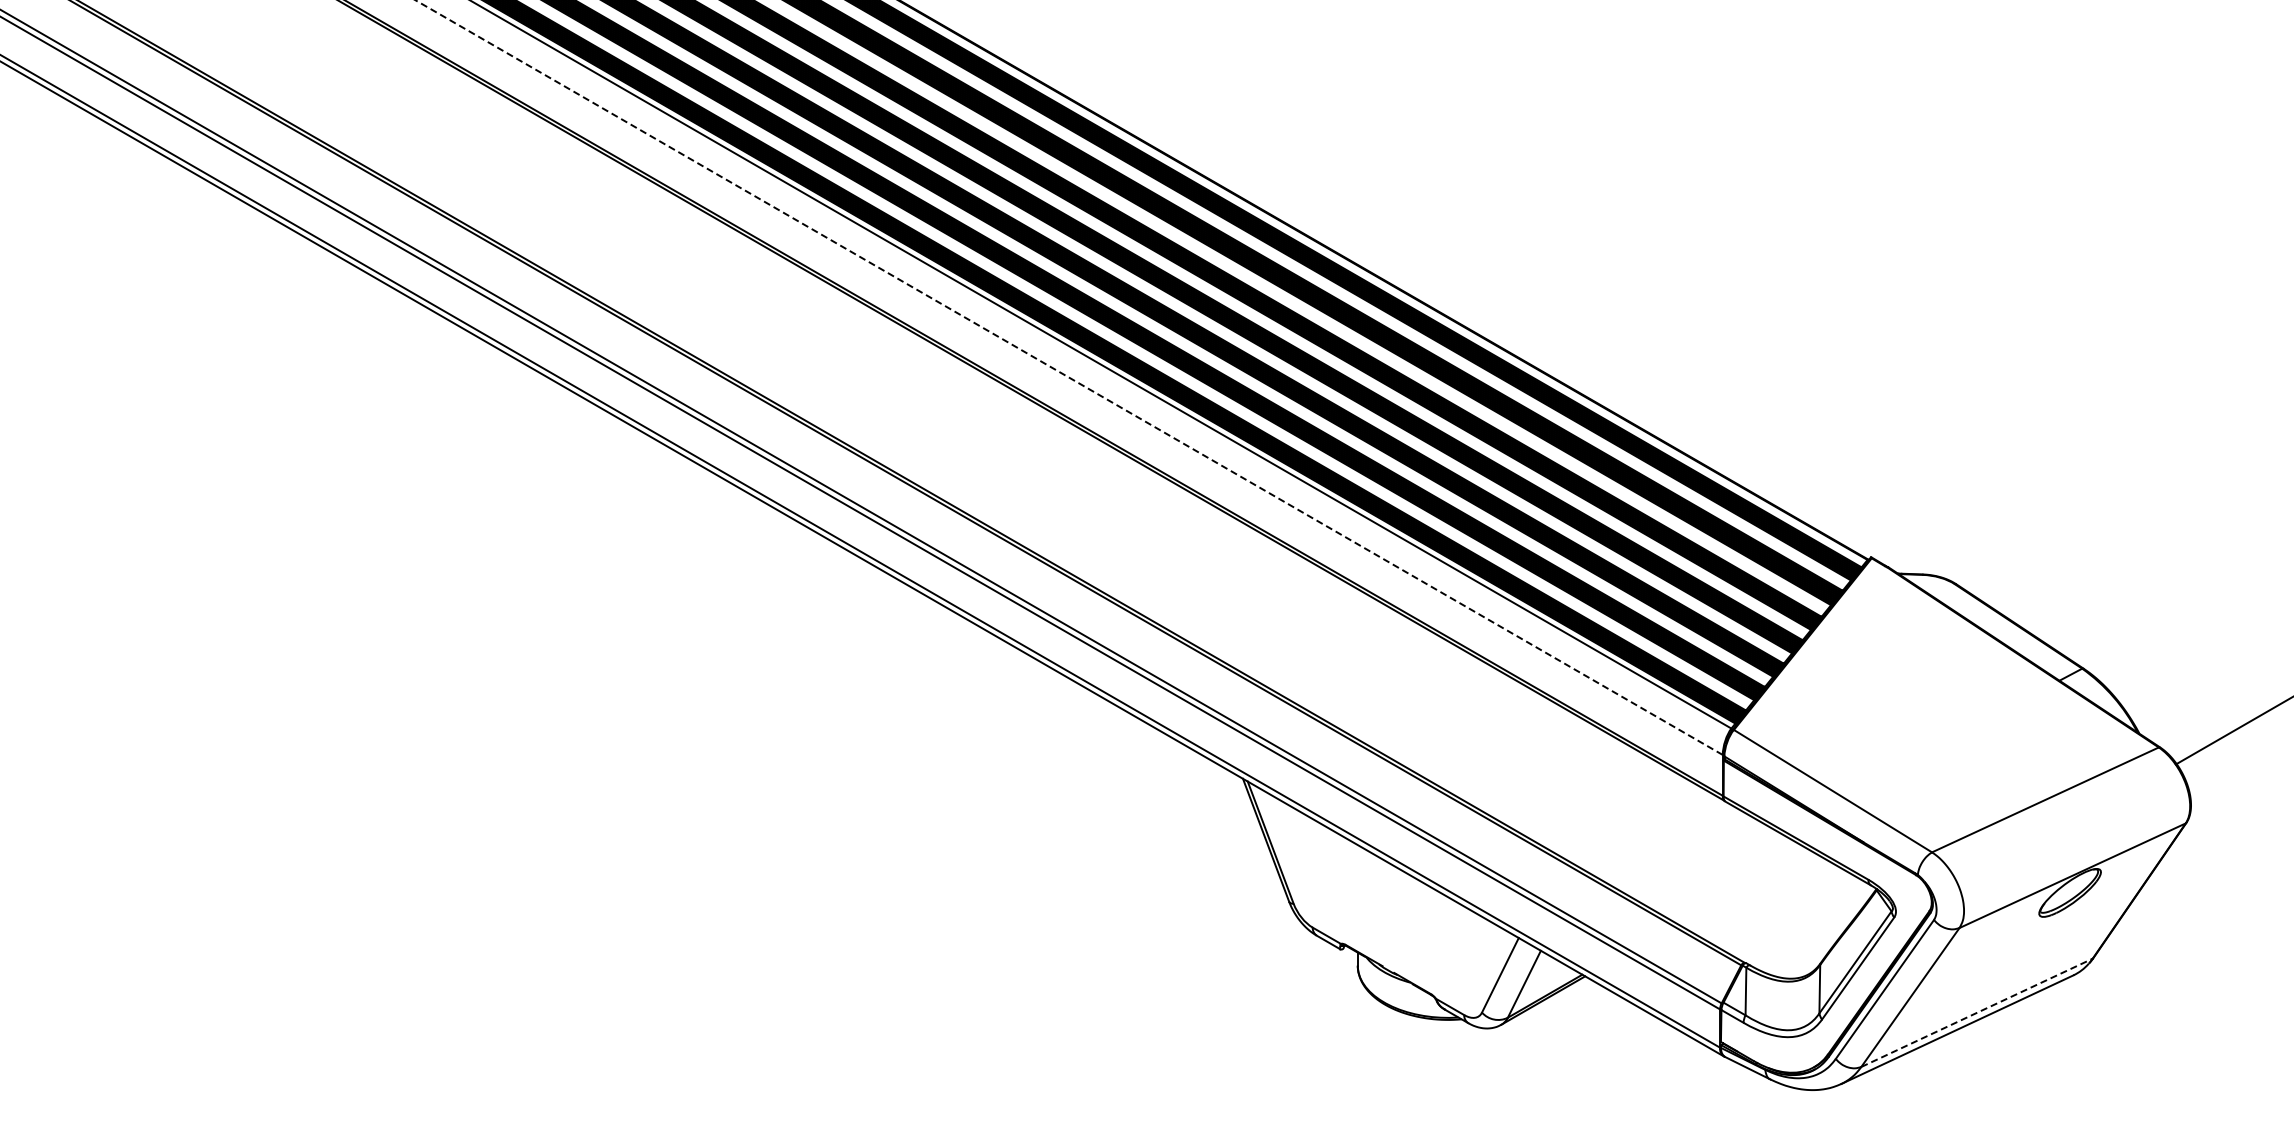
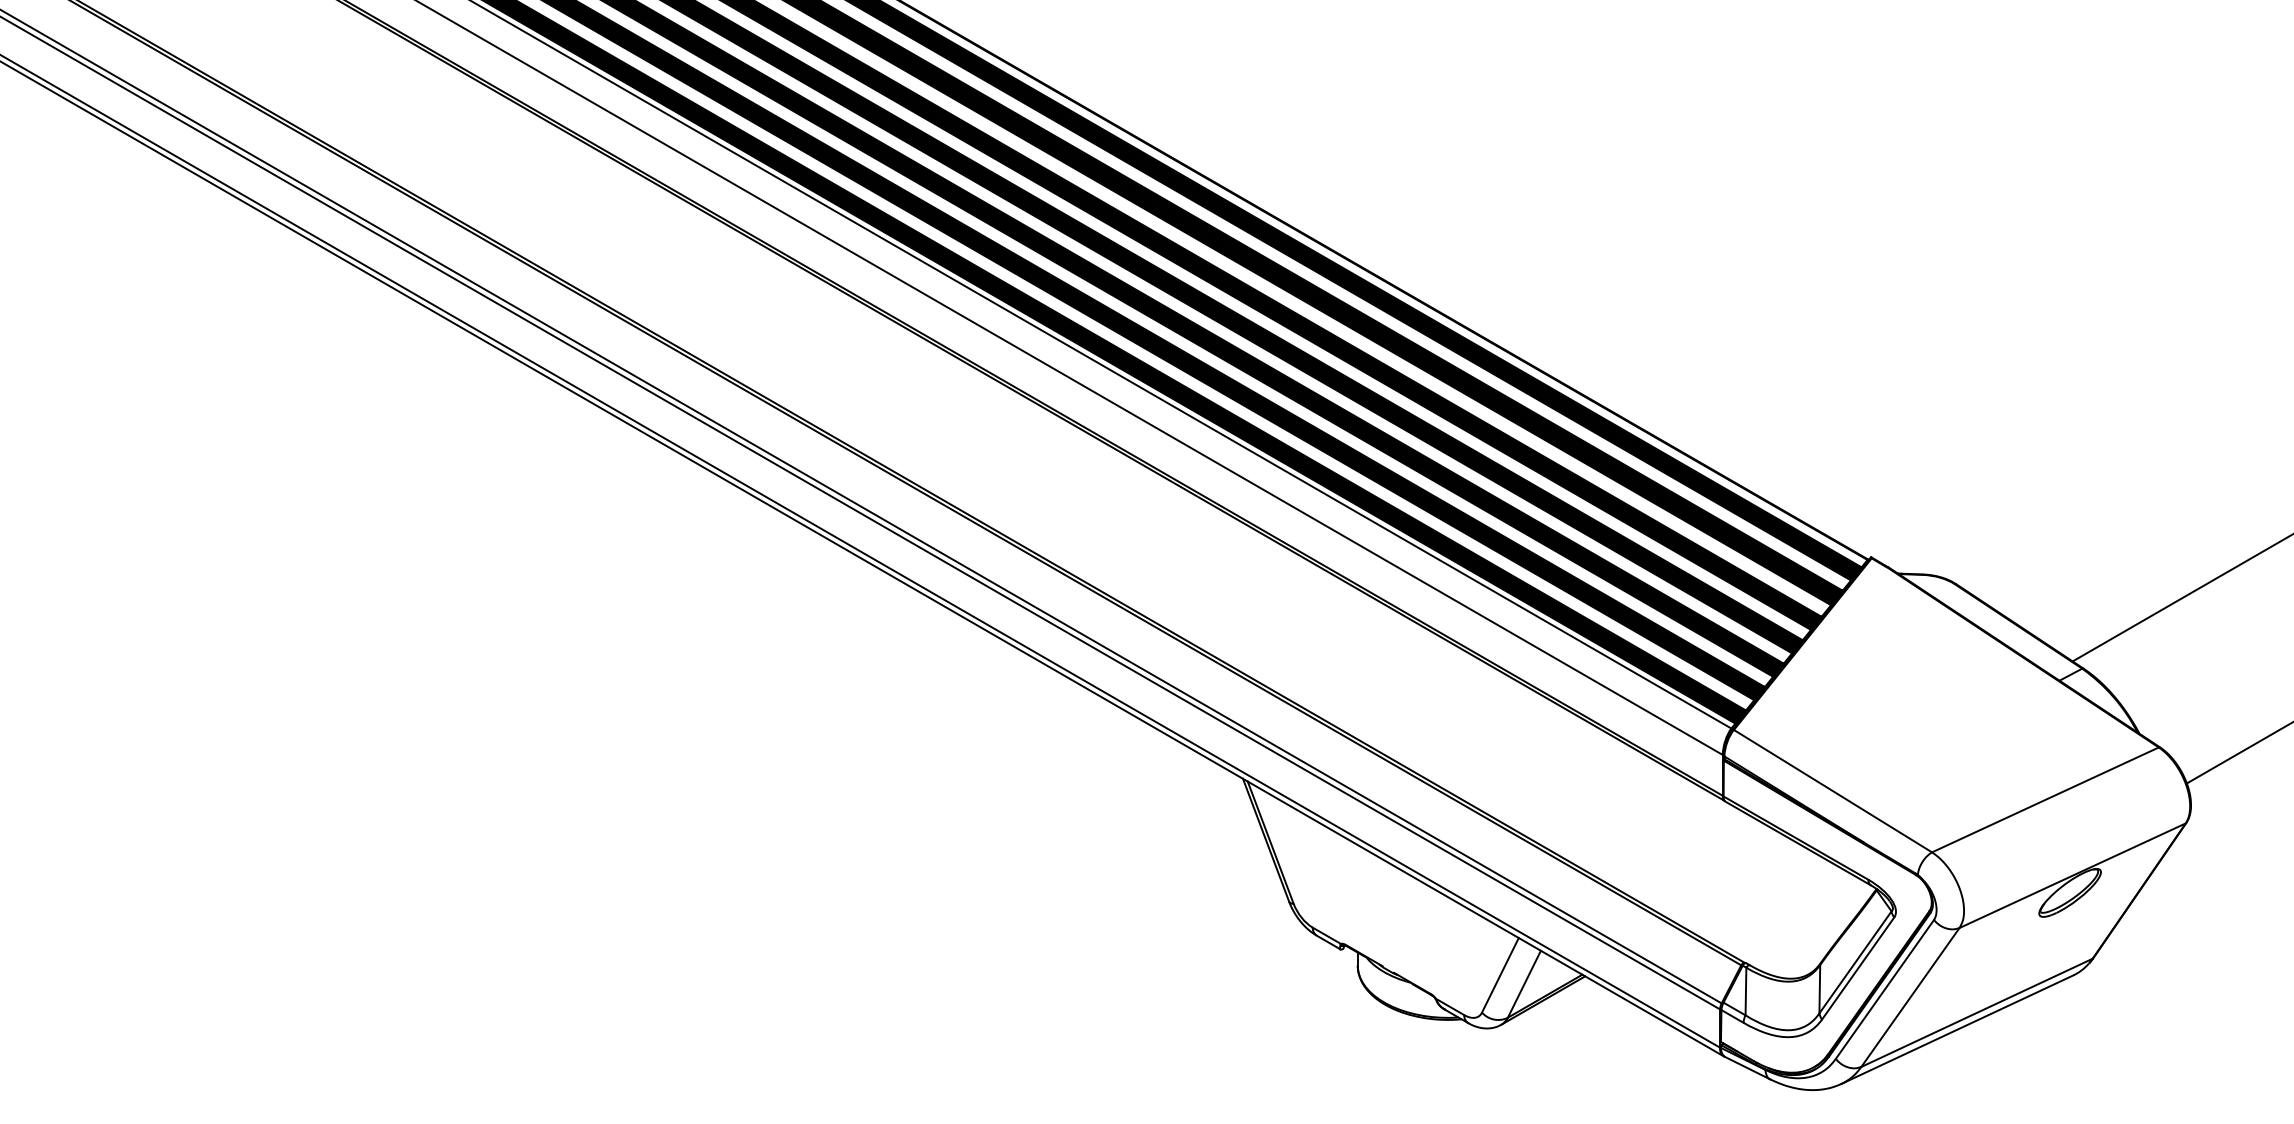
line: dashed -> solid (1069, 377)
line: none -> present (2181, 598)
line position: (2232, 731) -> (2238, 753) (2238, 753)
line: dashed -> solid (1977, 1012)
